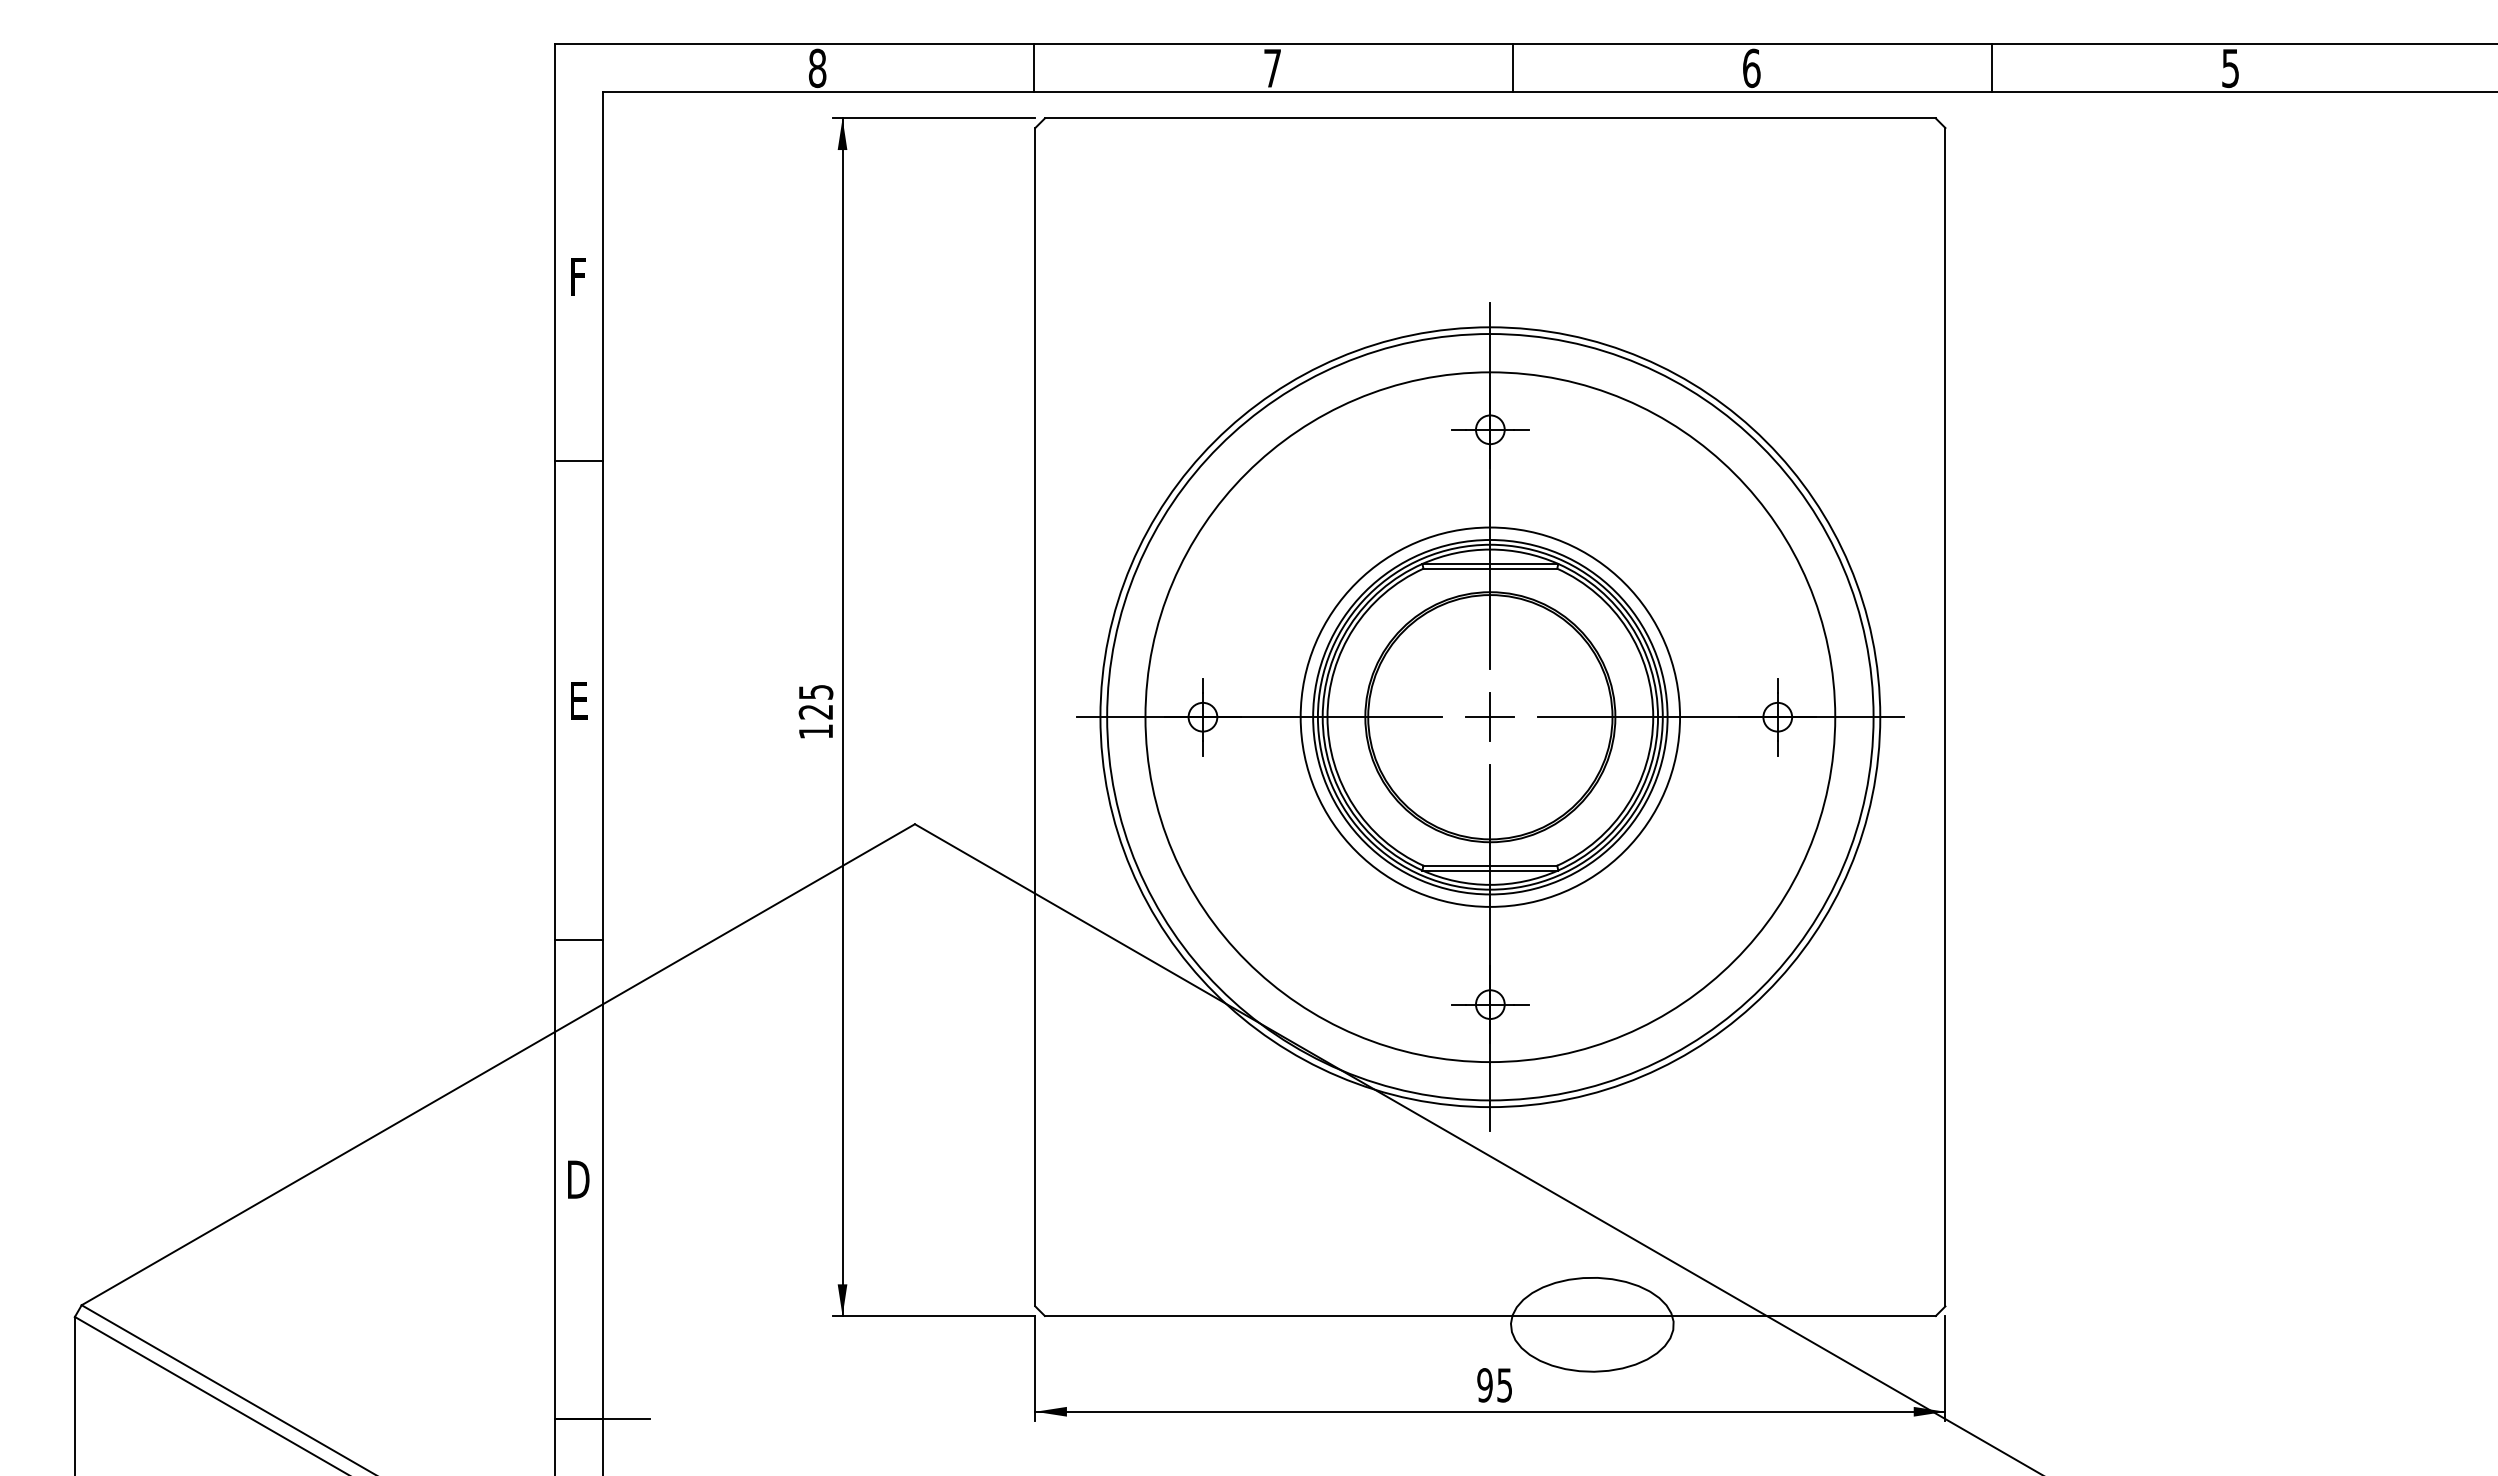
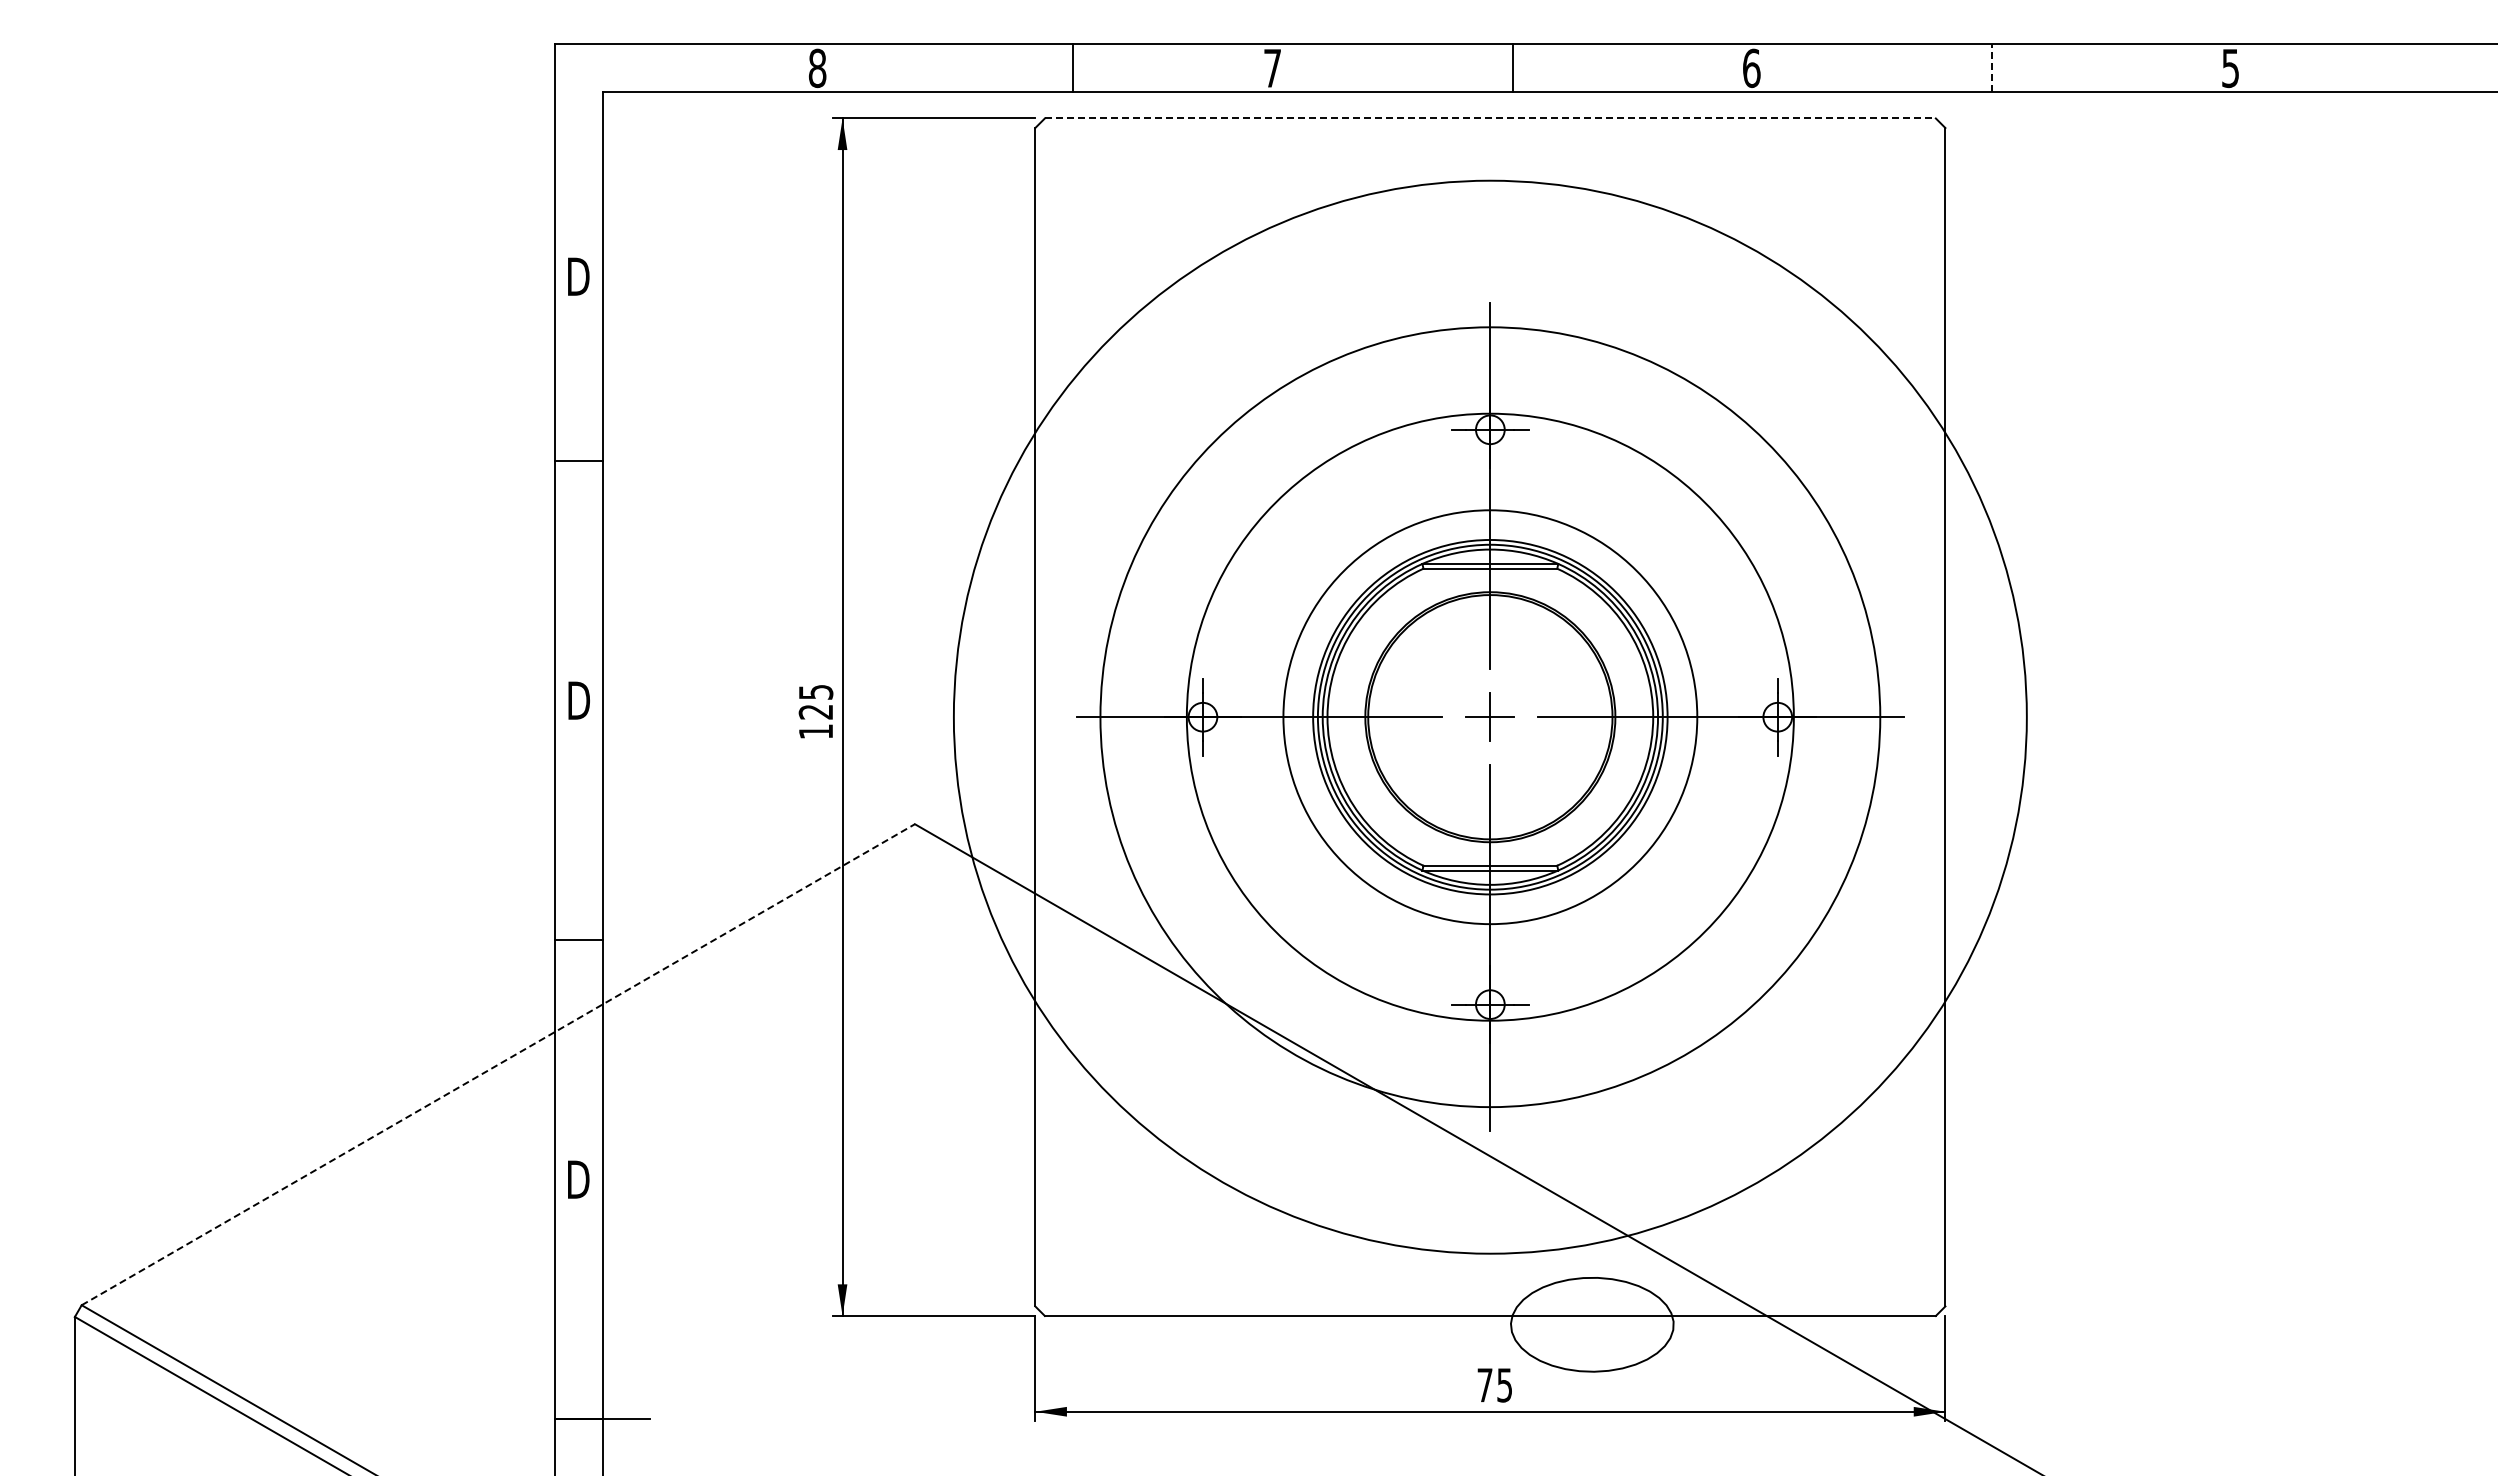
line position: (1033, 68) -> (1072, 68) (1072, 68)
line: solid -> dashed (1991, 68)
line: solid -> dashed (1490, 118)
text: F -> D (578, 276)
text: E -> D (578, 700)
circle diameter: 379 px -> 607 px (1489, 716)
circle diameter: 690 px -> 414 px (1490, 717)
circle diameter: 766 px -> 1073 px (1489, 716)
line: solid -> dashed (498, 1064)
text: 95 -> 75 (1484, 1385)
